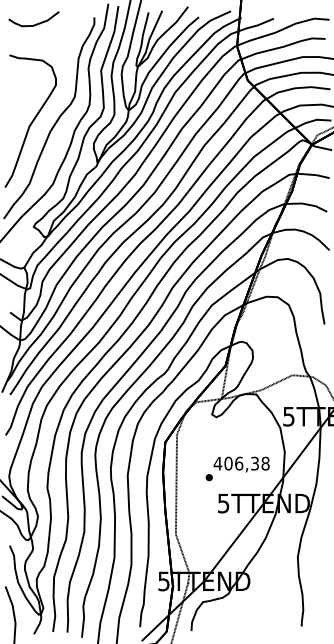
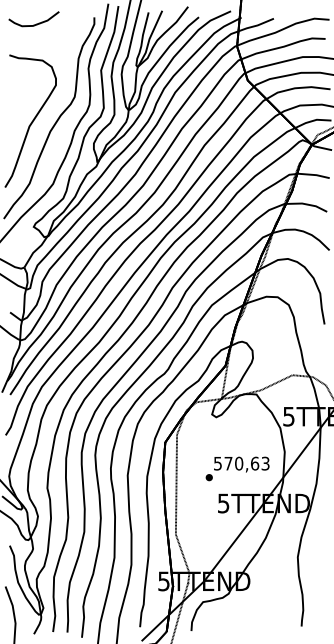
text: 406,38 -> 570,63 (241, 463)
